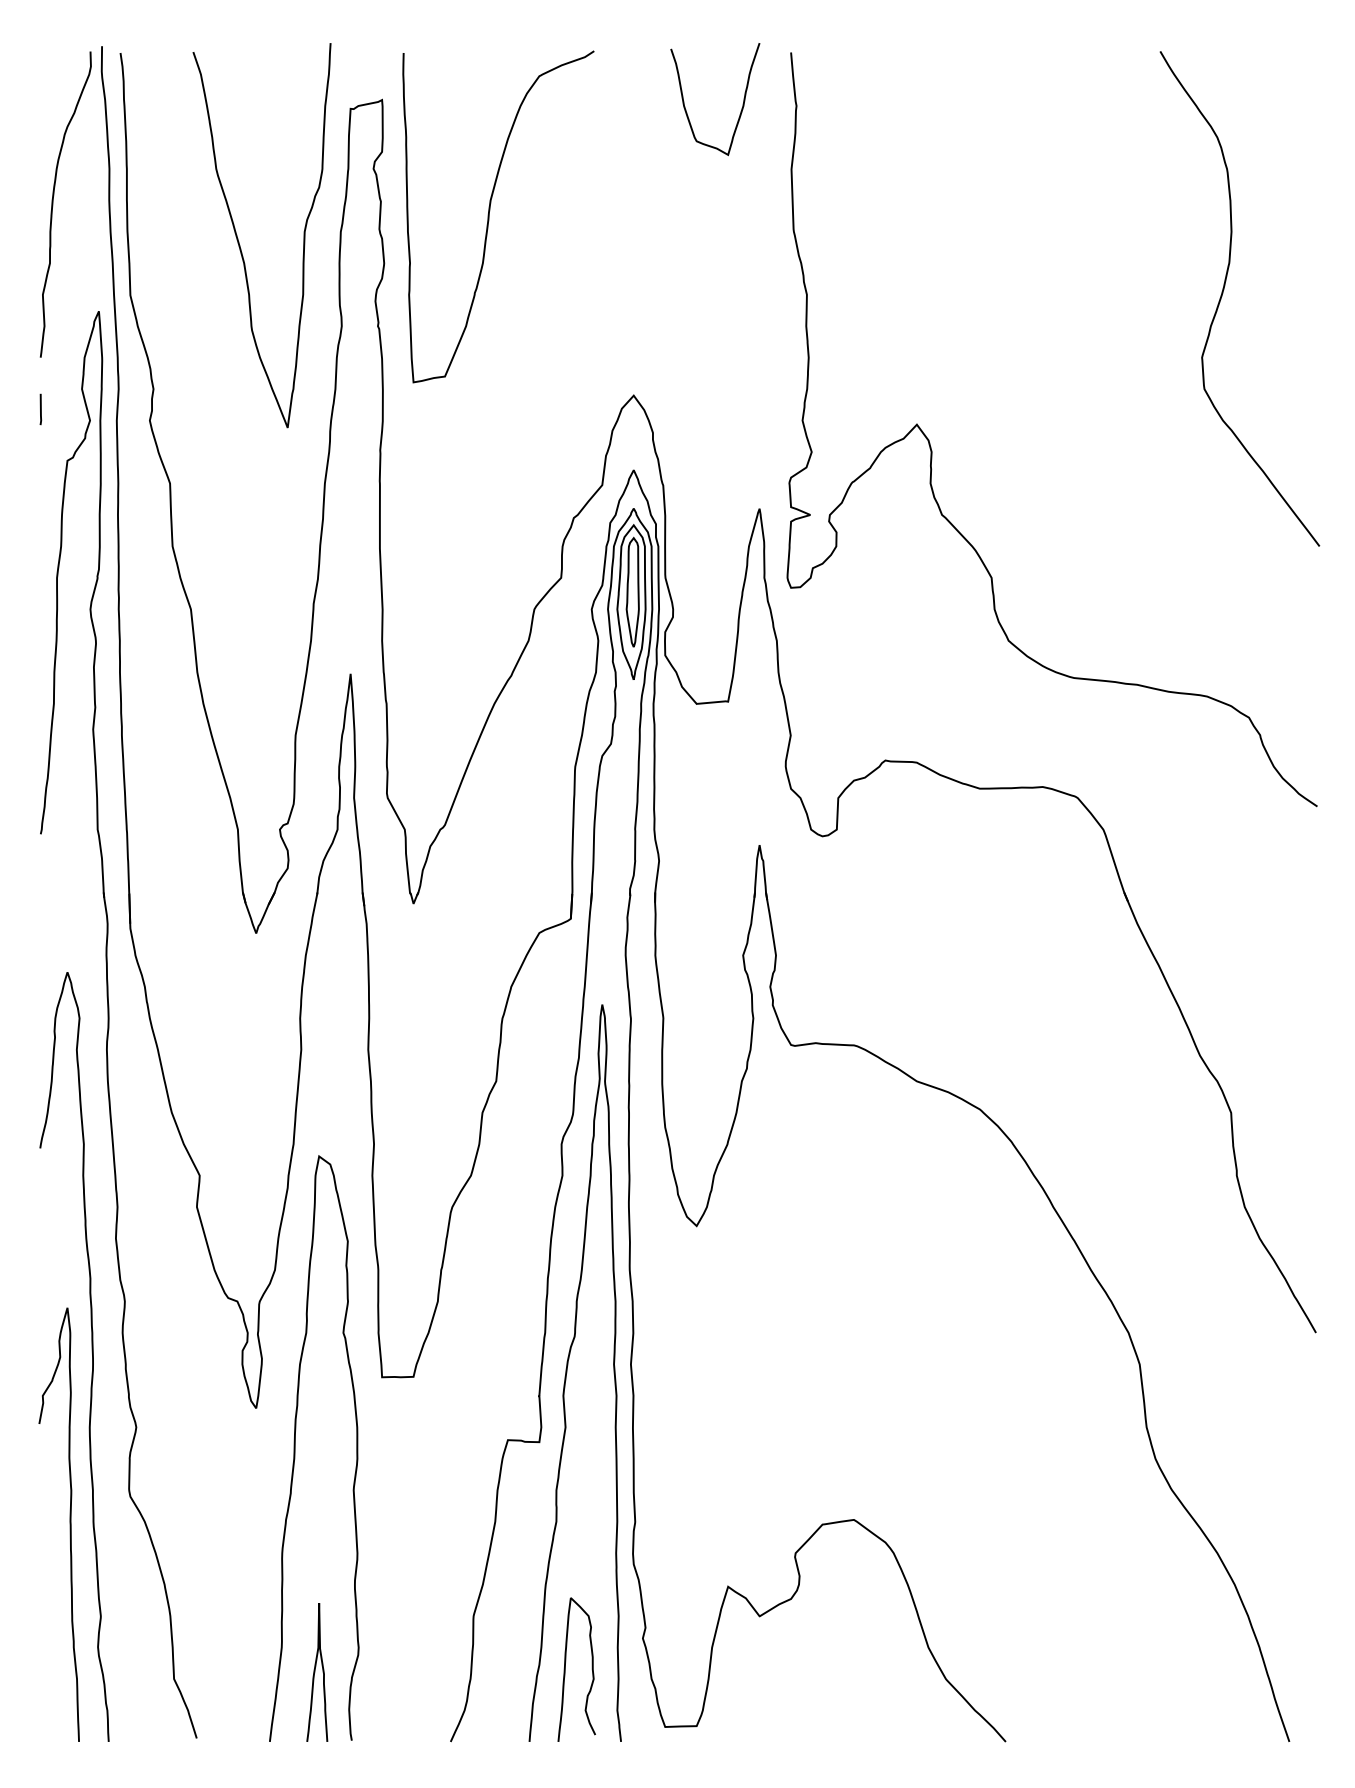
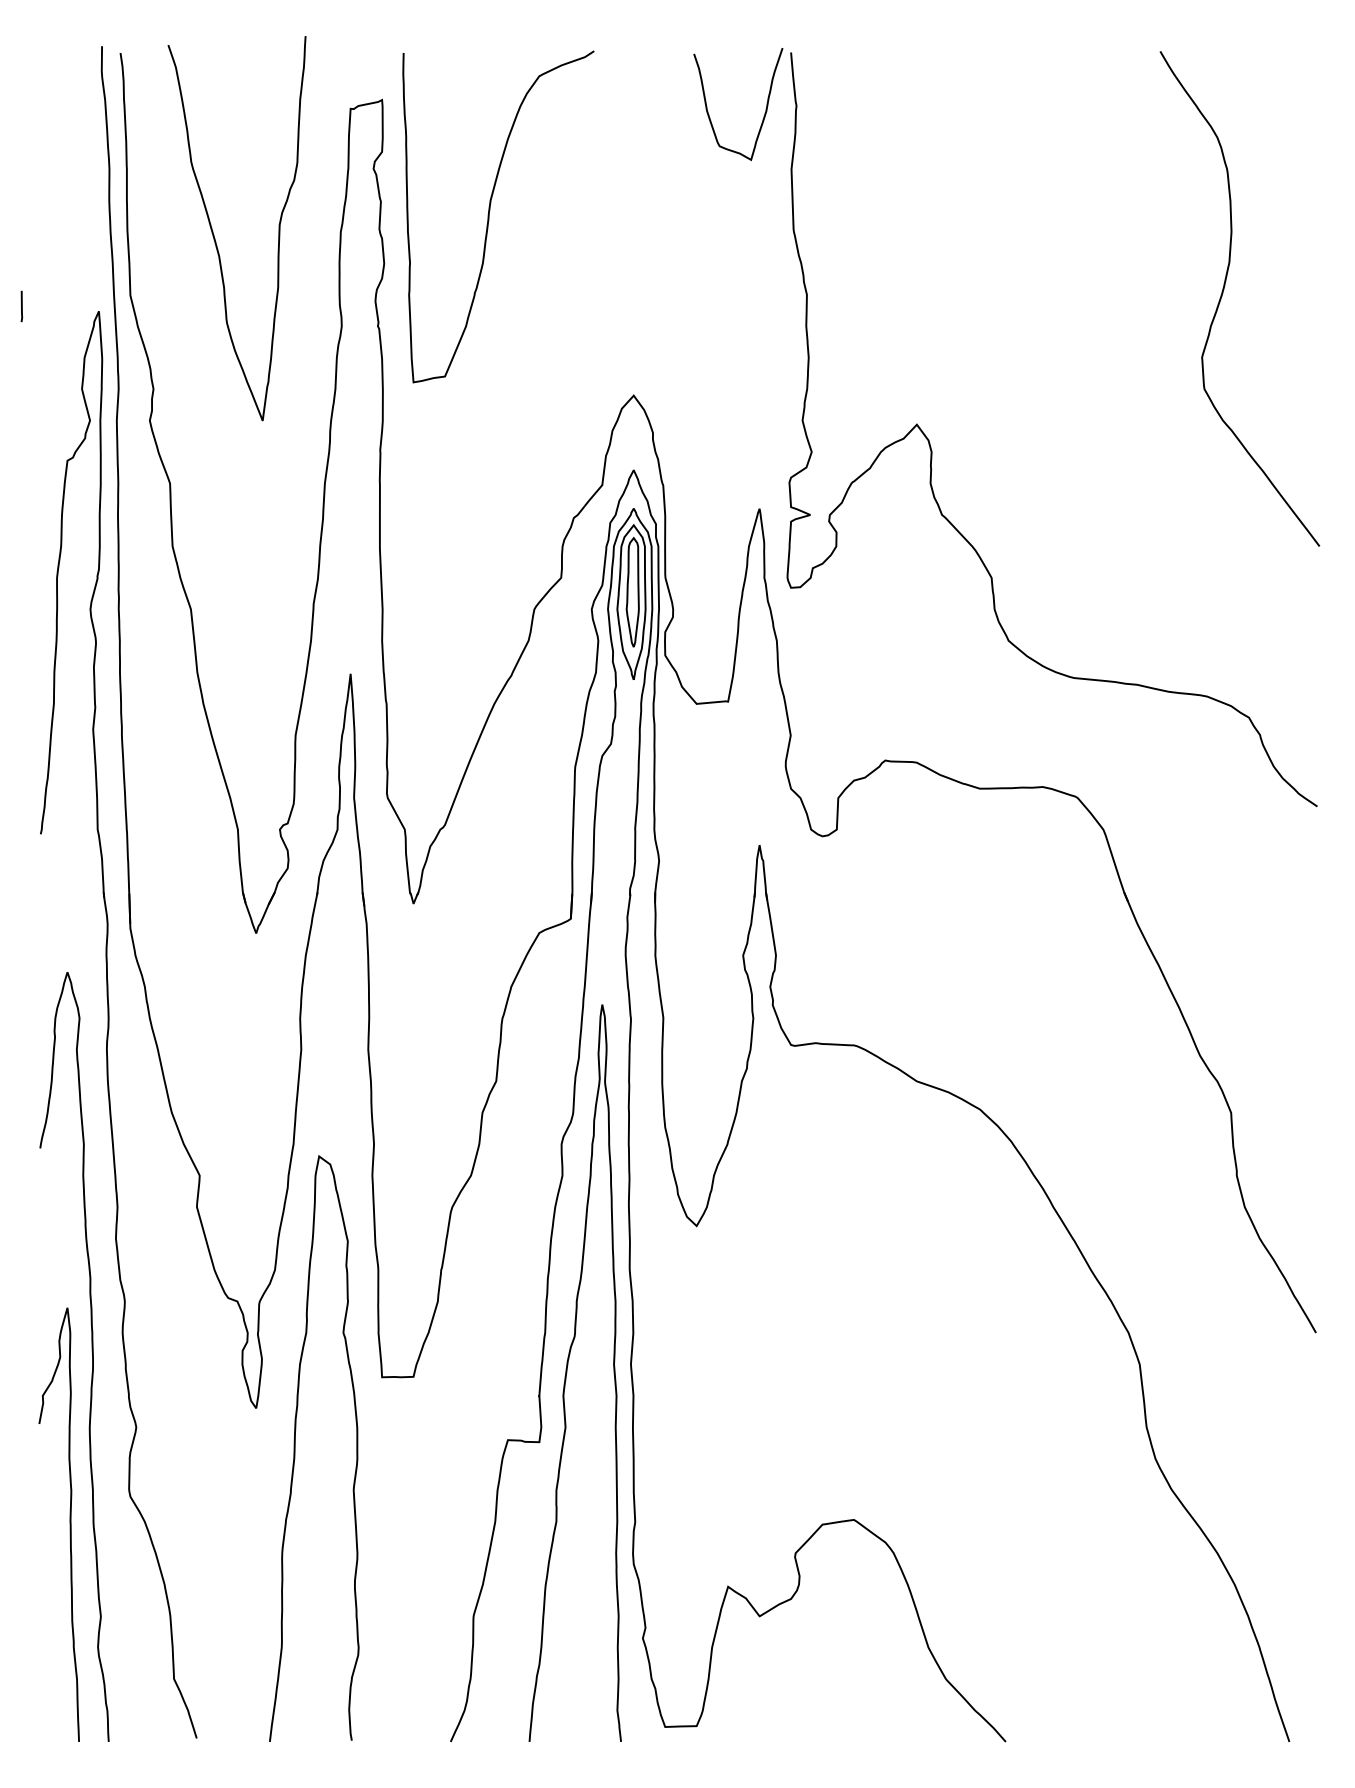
curve position: (742, 104) -> (765, 109) (765, 109)
curve: present -> none (53, 204)
curve position: (239, 241) -> (214, 234) (214, 234)
line position: (40, 409) -> (21, 306) (21, 306)
curve: present -> none (565, 1669)
curve: present -> none (315, 1672)
